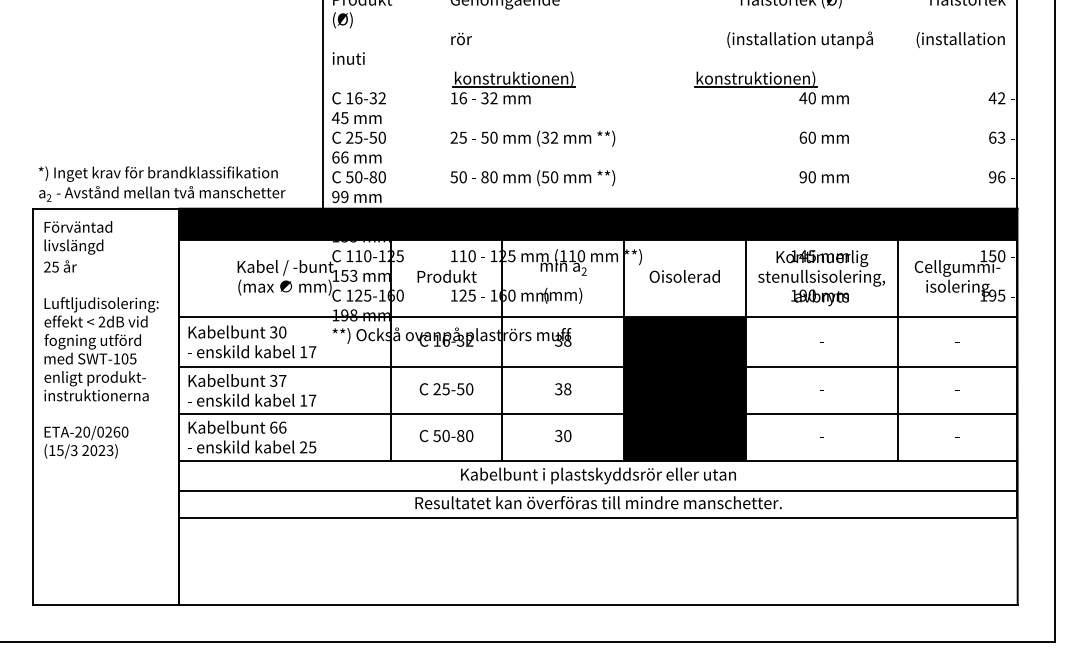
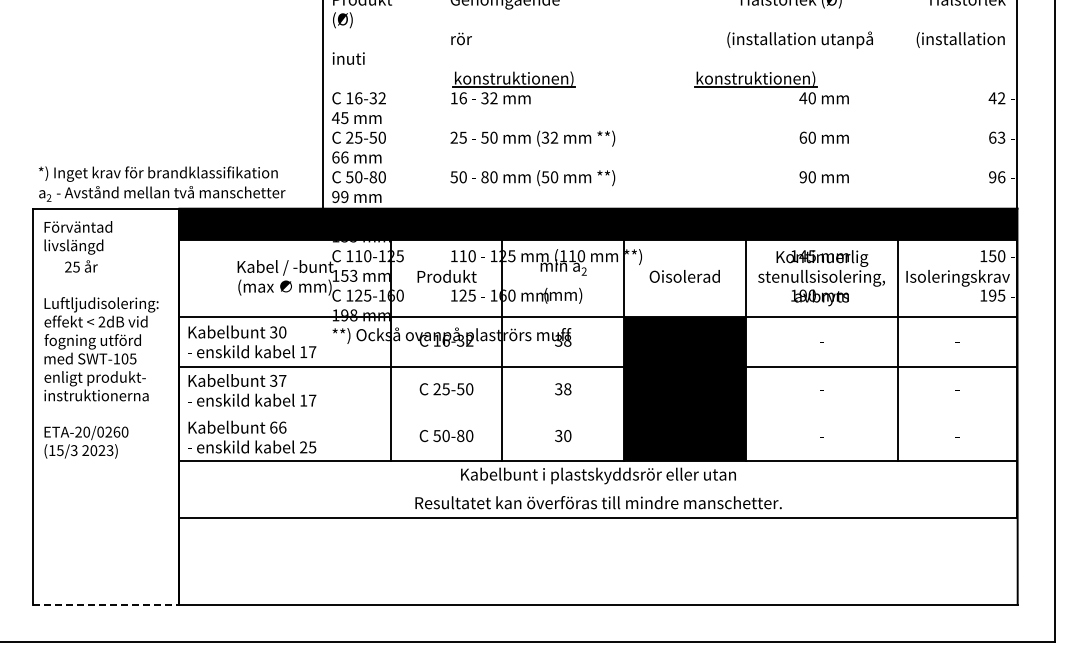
text position: (60, 266) -> (81, 266) (81, 266)
text: Cellgummi- isolering -> Isoleringskrav (957, 278)
line: present -> none (598, 414)
line: present -> none (598, 491)
line: solid -> dashed (106, 604)
